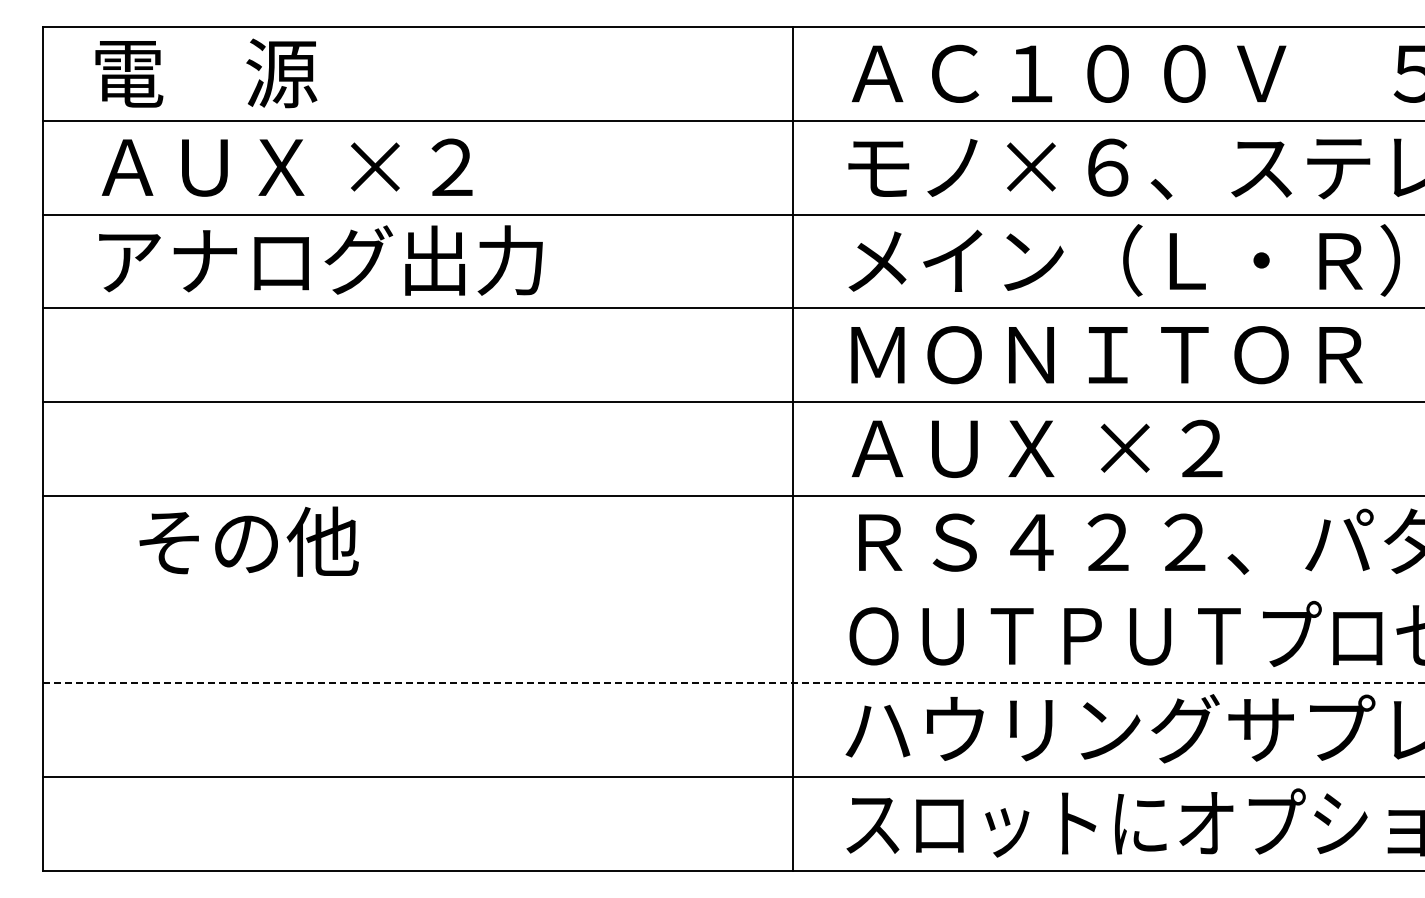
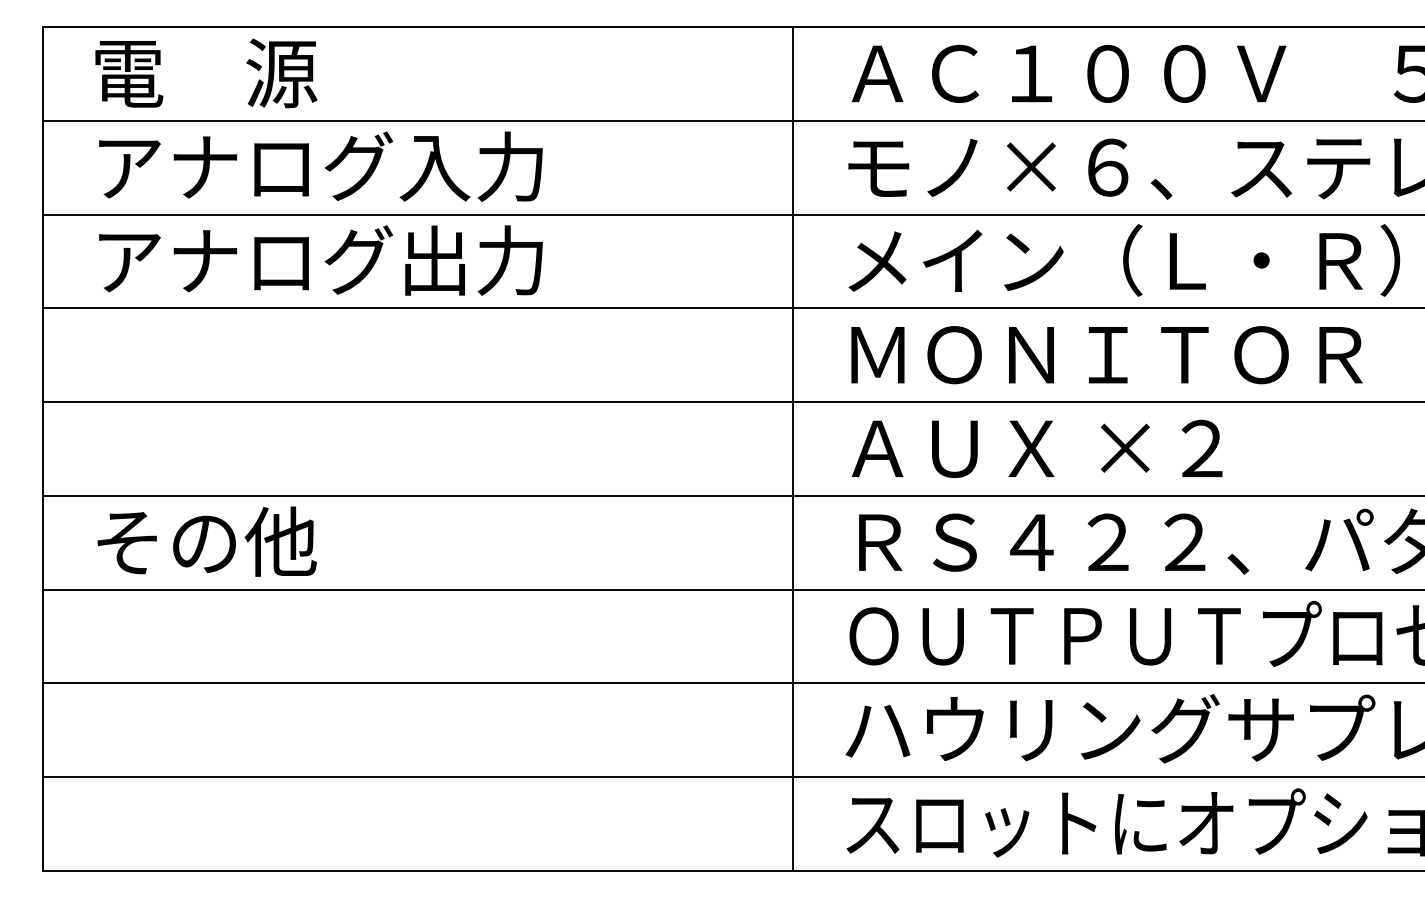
text: ＡＵＸ ×２ -> アナログ入力 (320, 166)
text position: (248, 541) -> (206, 541) (206, 541)
line: none -> present (731, 589)
line: dashed -> solid (733, 683)
